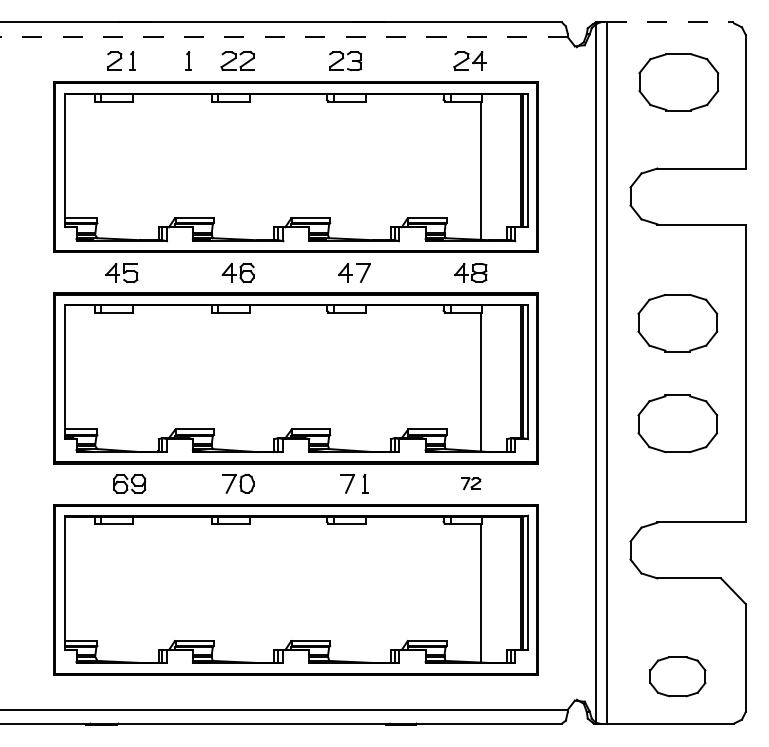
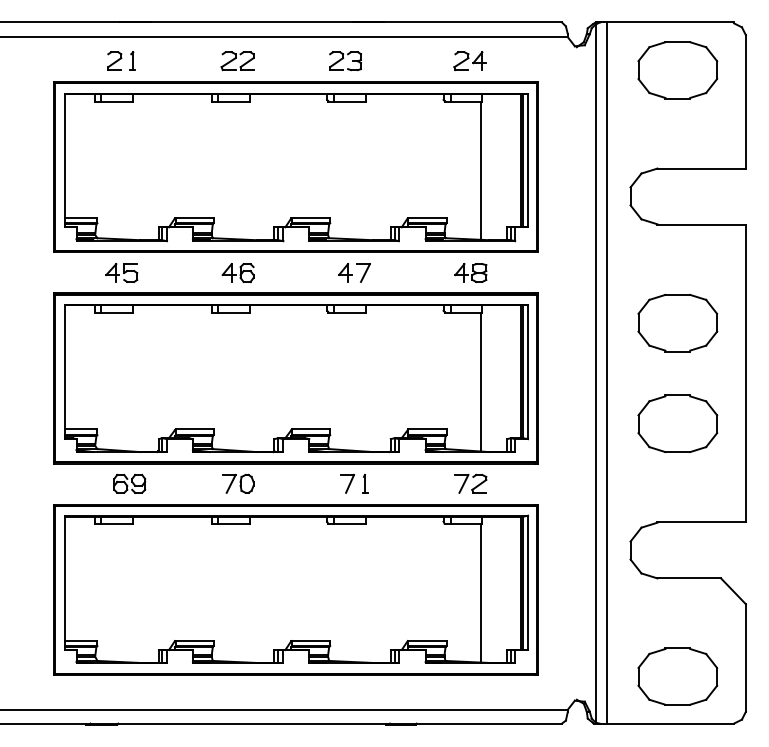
line: dashed -> solid (670, 22)
line: dashed -> solid (284, 37)
part: present -> none (188, 60)
part position: (678, 82) -> (677, 70) (677, 70)
part size: 21x14 px -> 34x21 px (470, 483)
part size: 58x42 px -> 82x59 px (677, 676)
